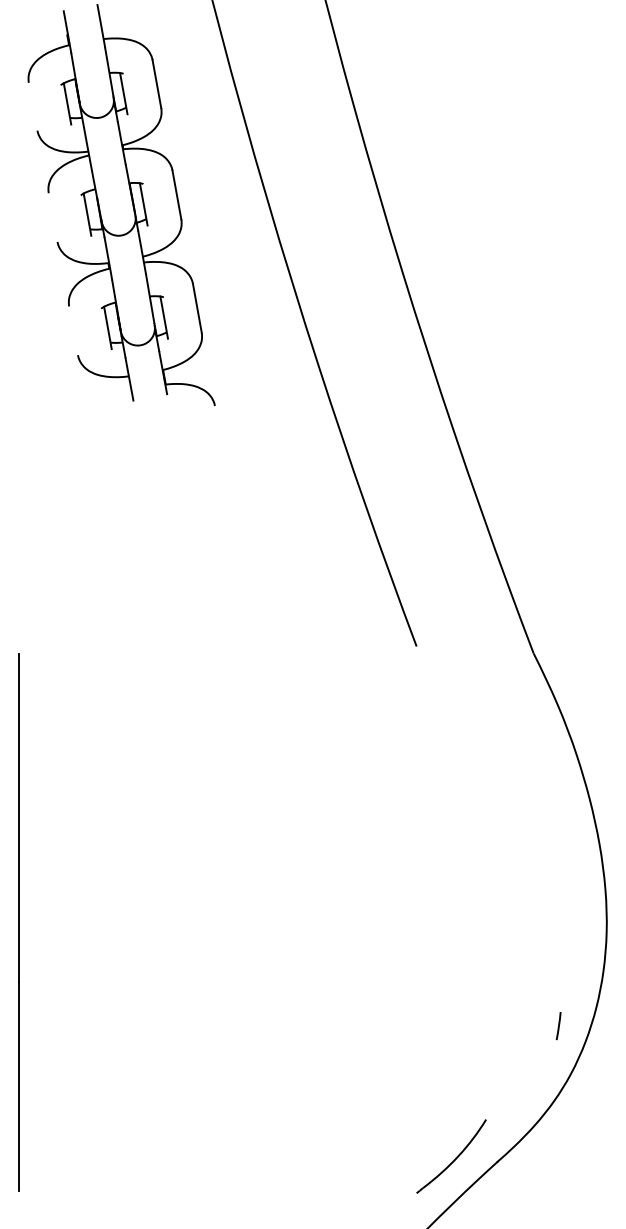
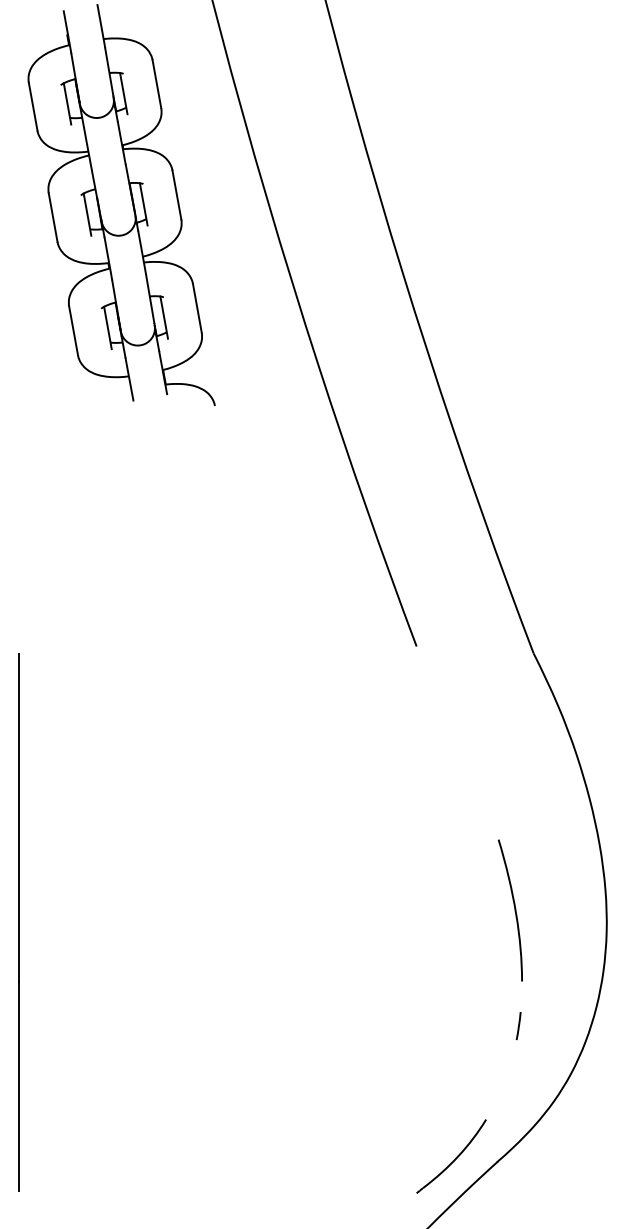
line: none -> present (32, 106)
line: none -> present (52, 217)
line: none -> present (73, 330)
curve: none -> present (514, 910)
line position: (558, 1026) -> (518, 1026) (518, 1026)
